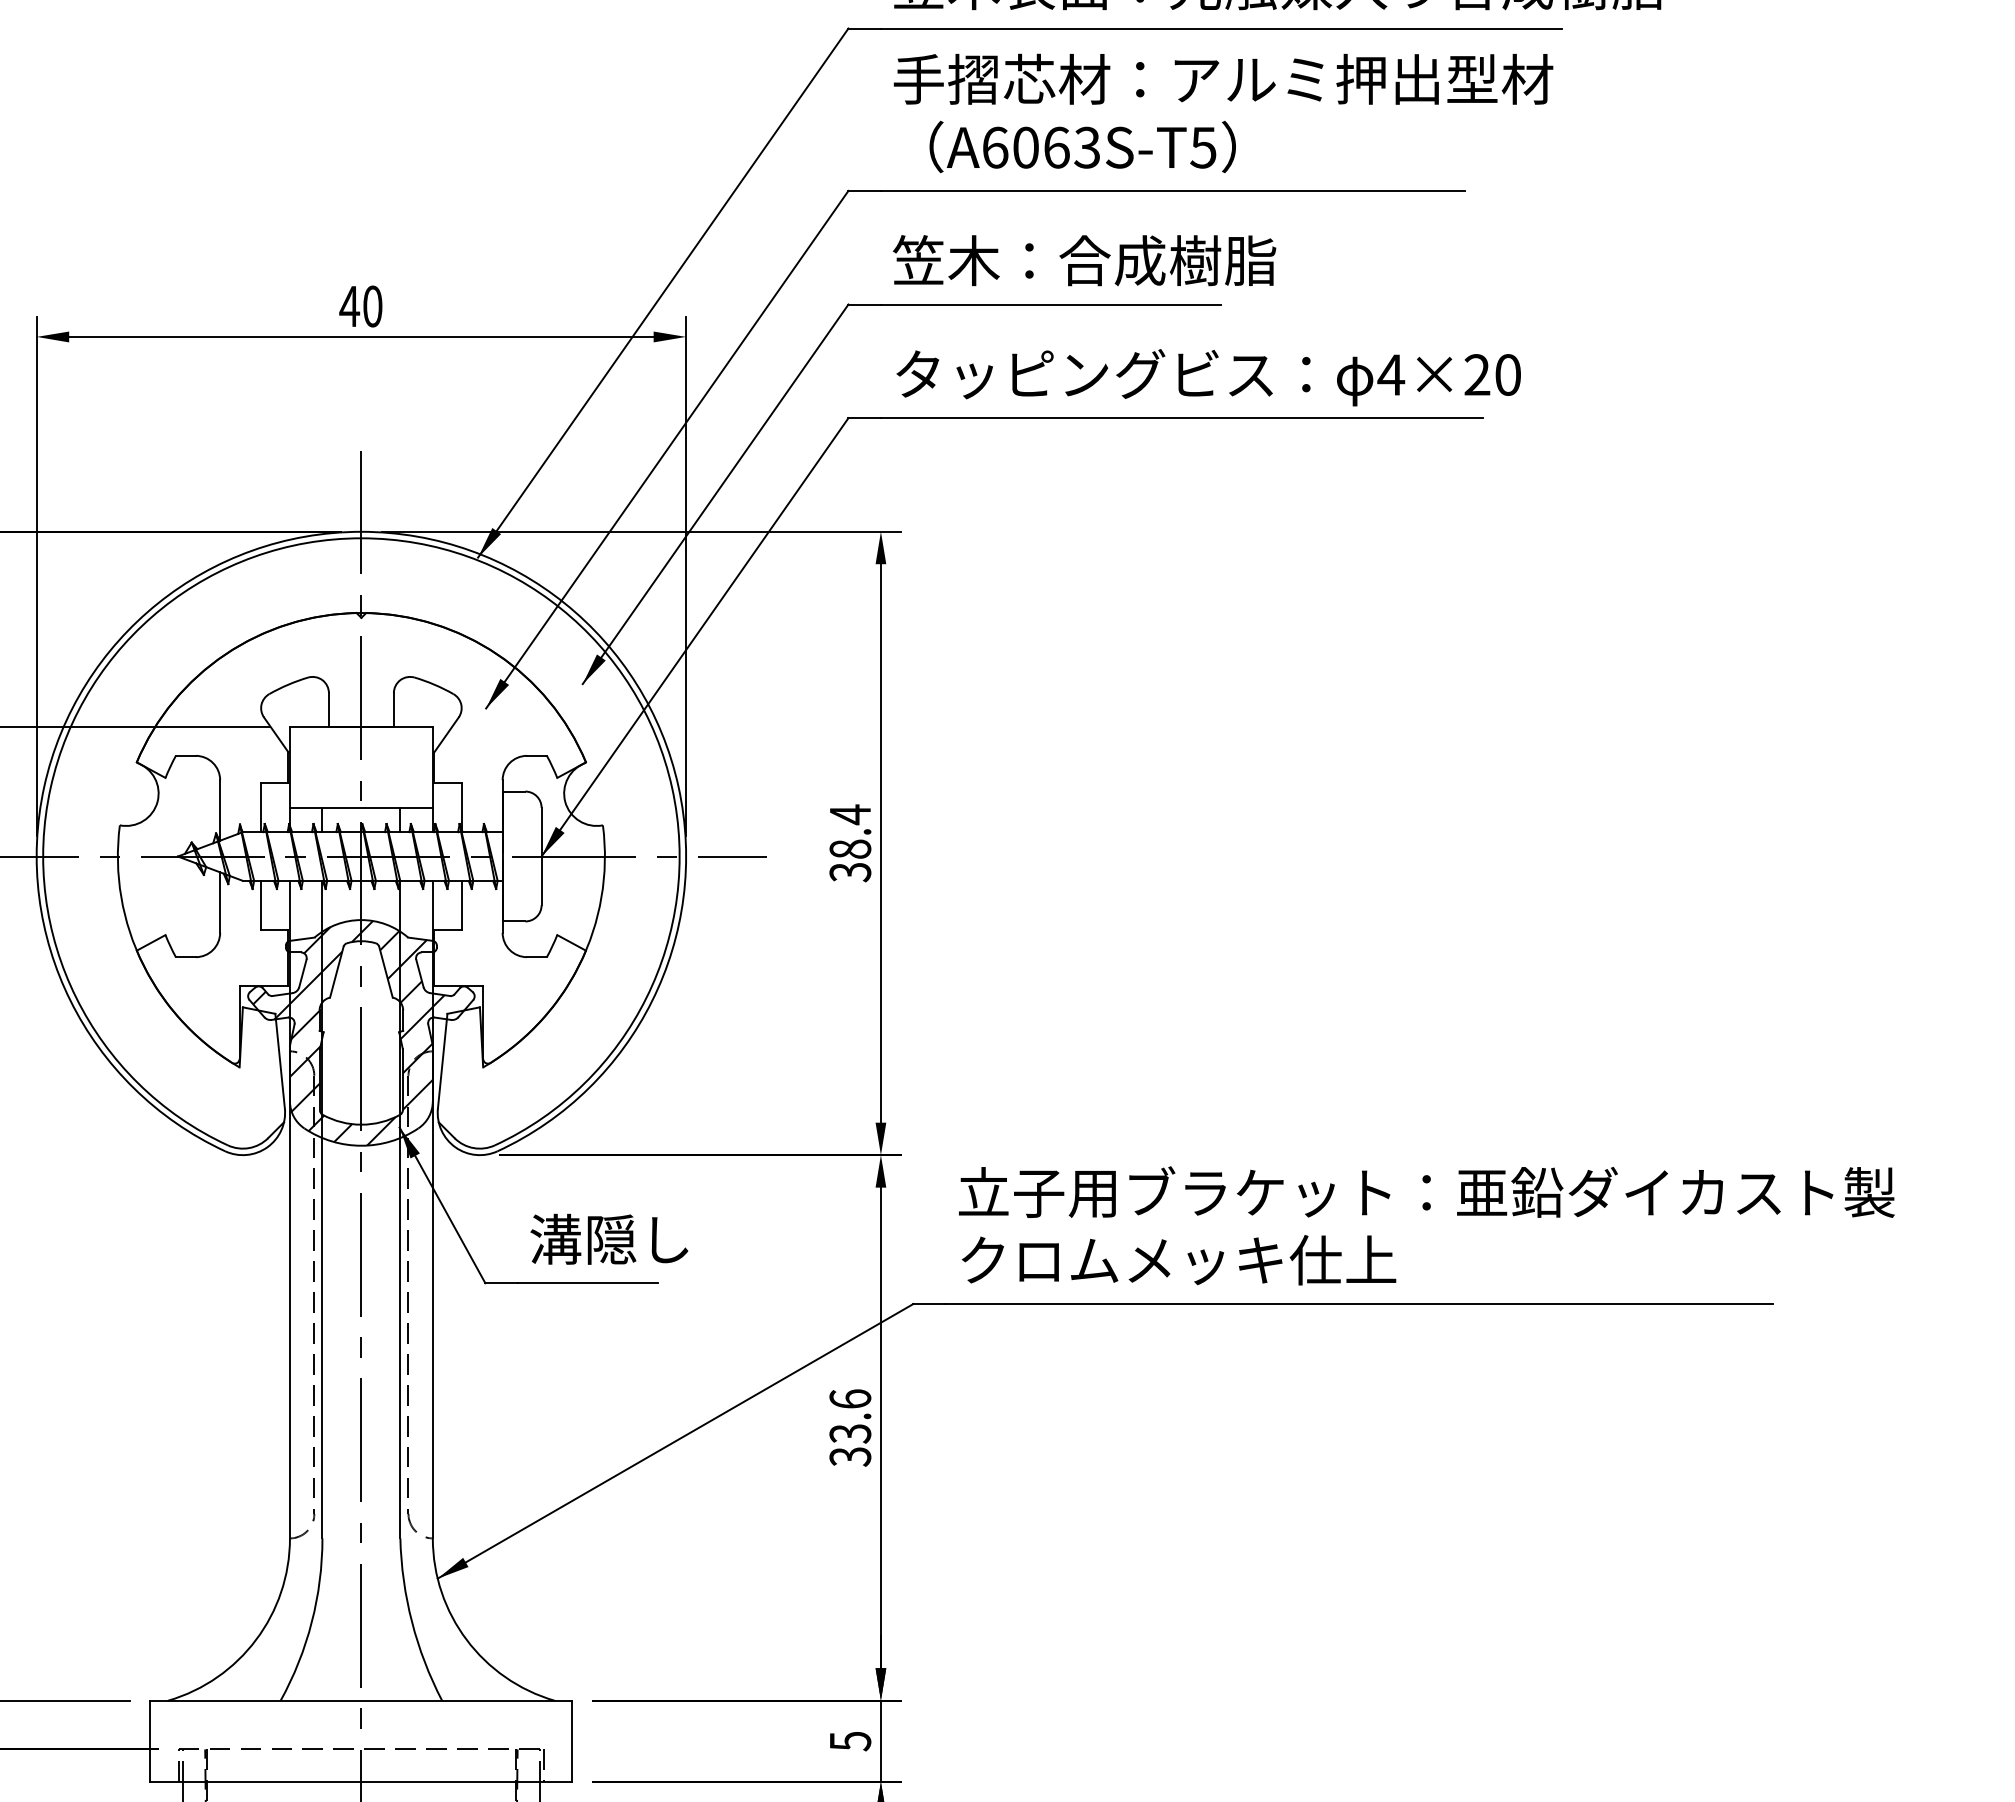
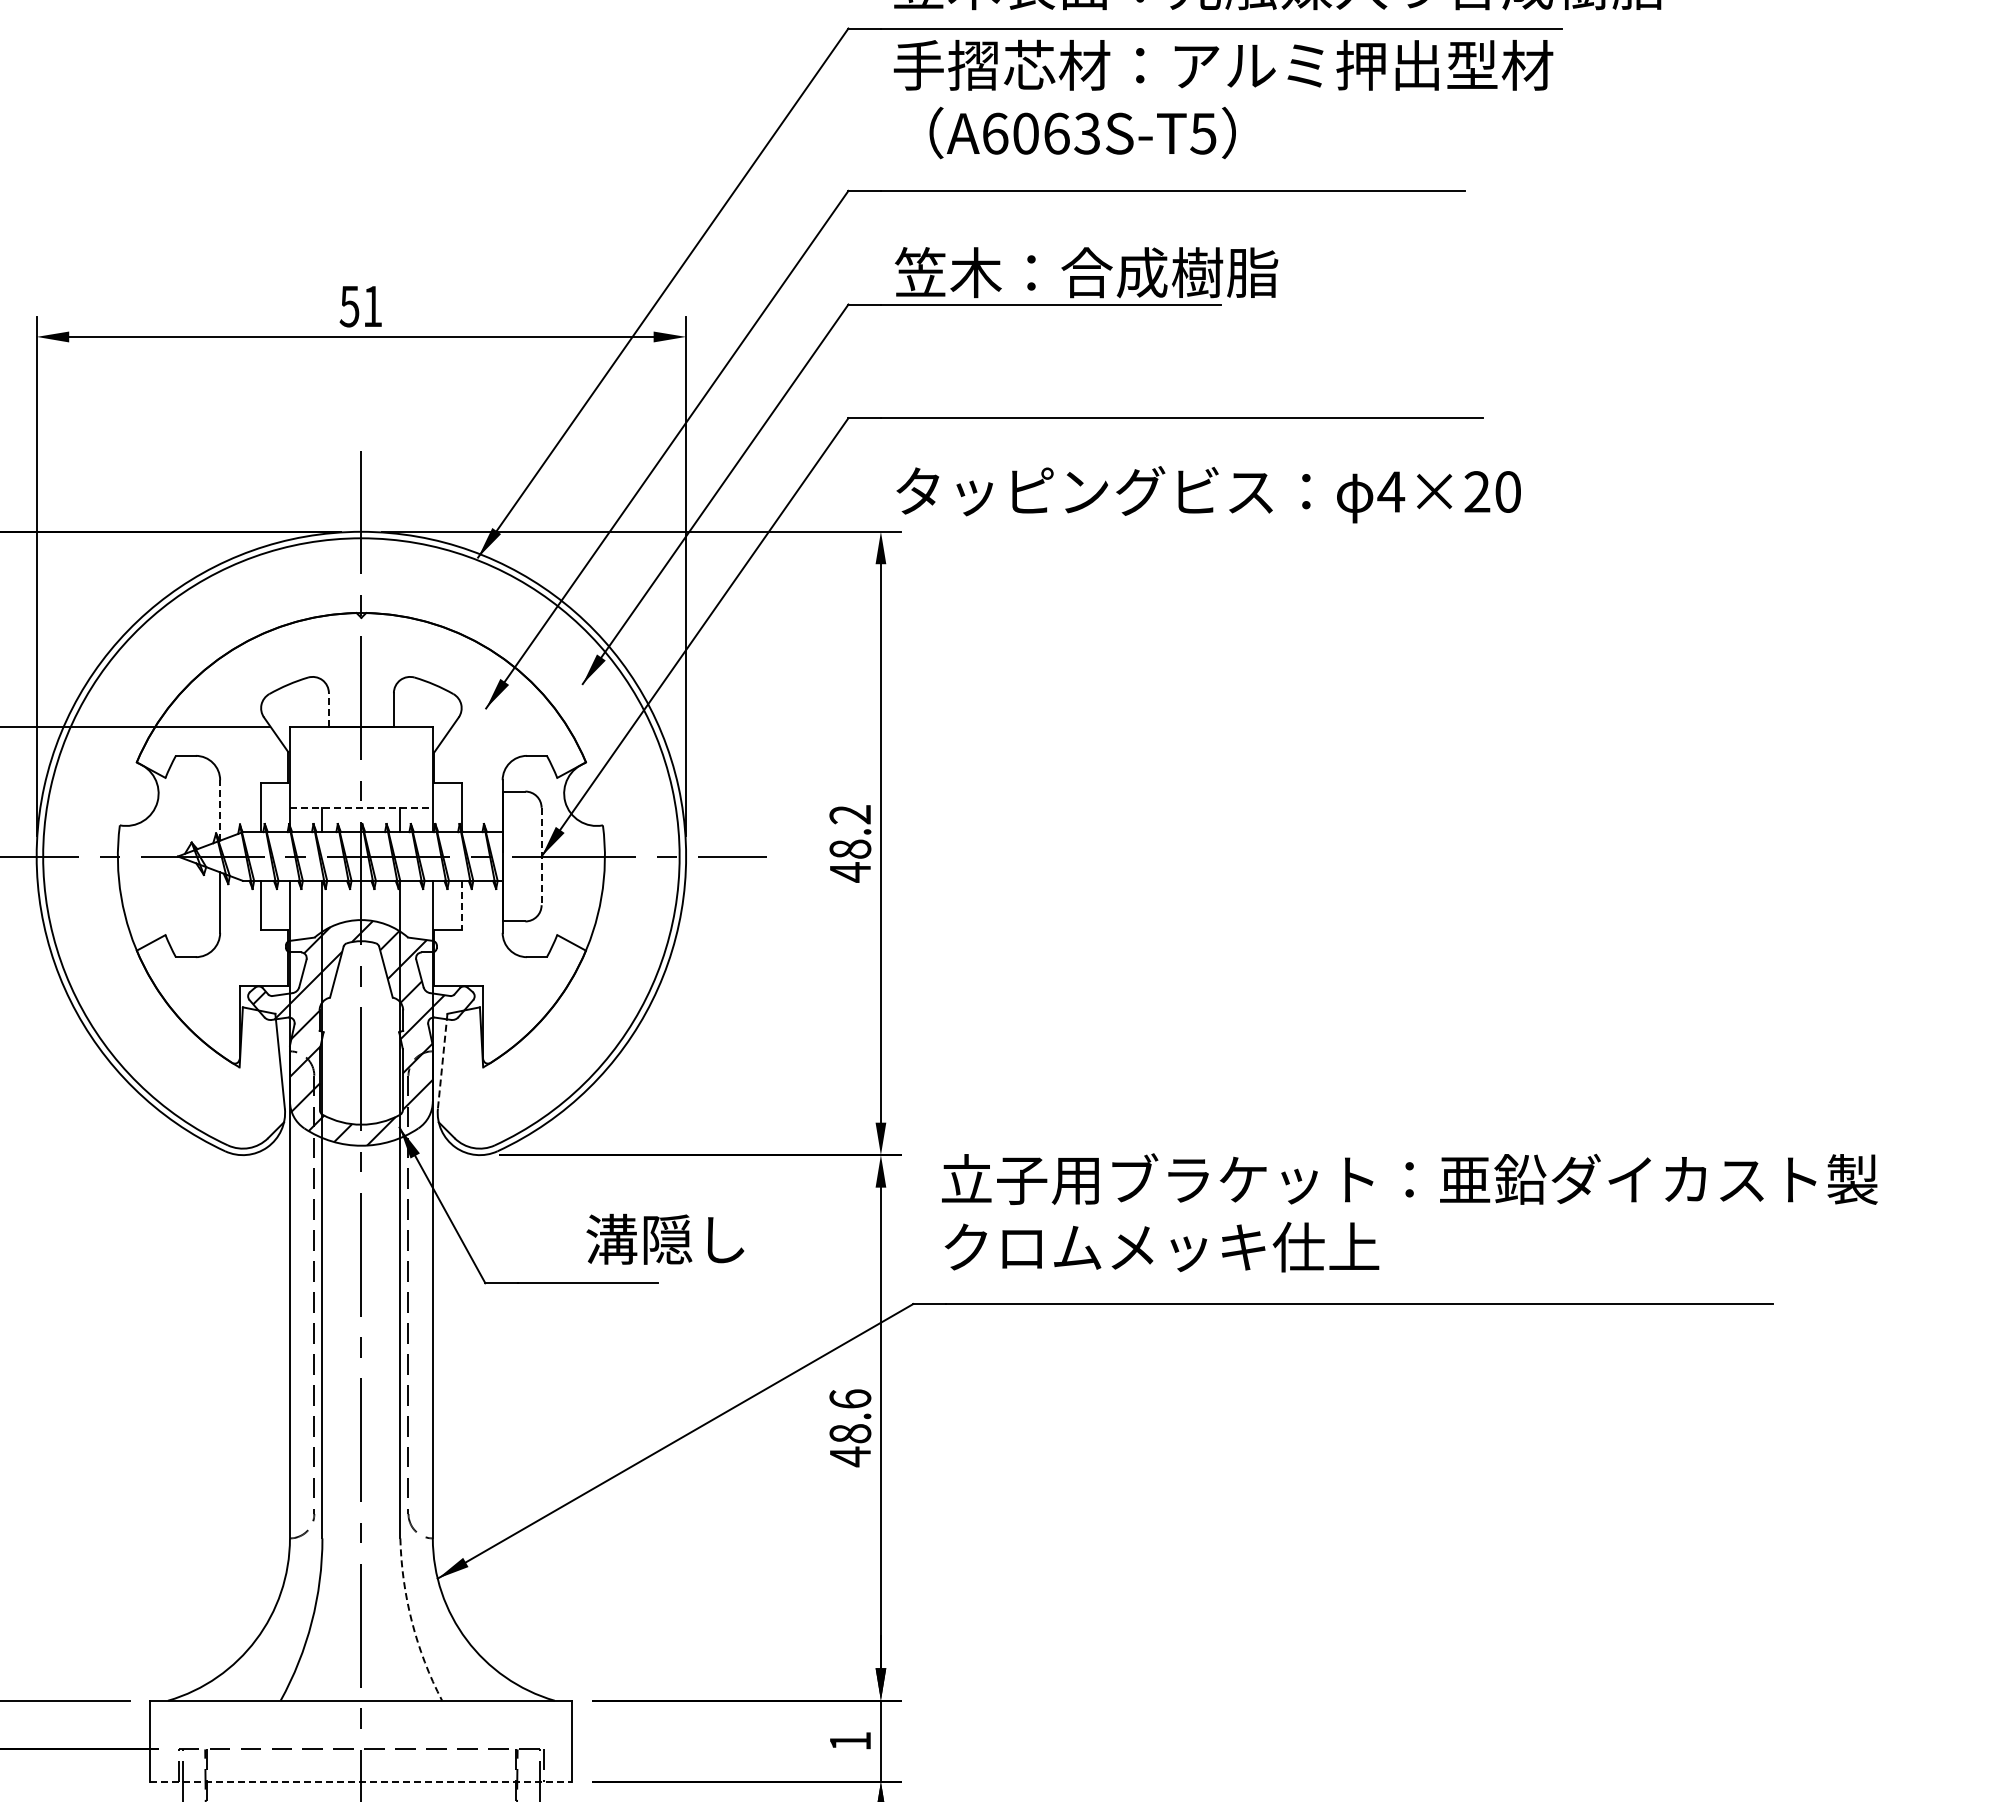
text position: (1223, 113) -> (1223, 99) (1223, 99)
text position: (1084, 260) -> (1086, 272) (1086, 272)
text: 40 -> 51 (360, 306)
text position: (1208, 377) -> (1208, 494) (1208, 494)
line: solid -> dashed (328, 709)
line: solid -> dashed (361, 807)
line: solid -> dashed (220, 809)
text: 38.4 -> 48.2 (850, 843)
line: solid -> dashed (541, 856)
line: solid -> dashed (462, 905)
line: solid -> dashed (442, 1061)
text position: (1426, 1225) -> (1409, 1212) (1409, 1212)
text position: (609, 1238) -> (665, 1238) (665, 1238)
text: 33.6 -> 48.6 (850, 1445)
arc: solid -> dashed (412, 1621)
text: 5 -> 1 (850, 1741)
line: solid -> dashed (361, 1781)
